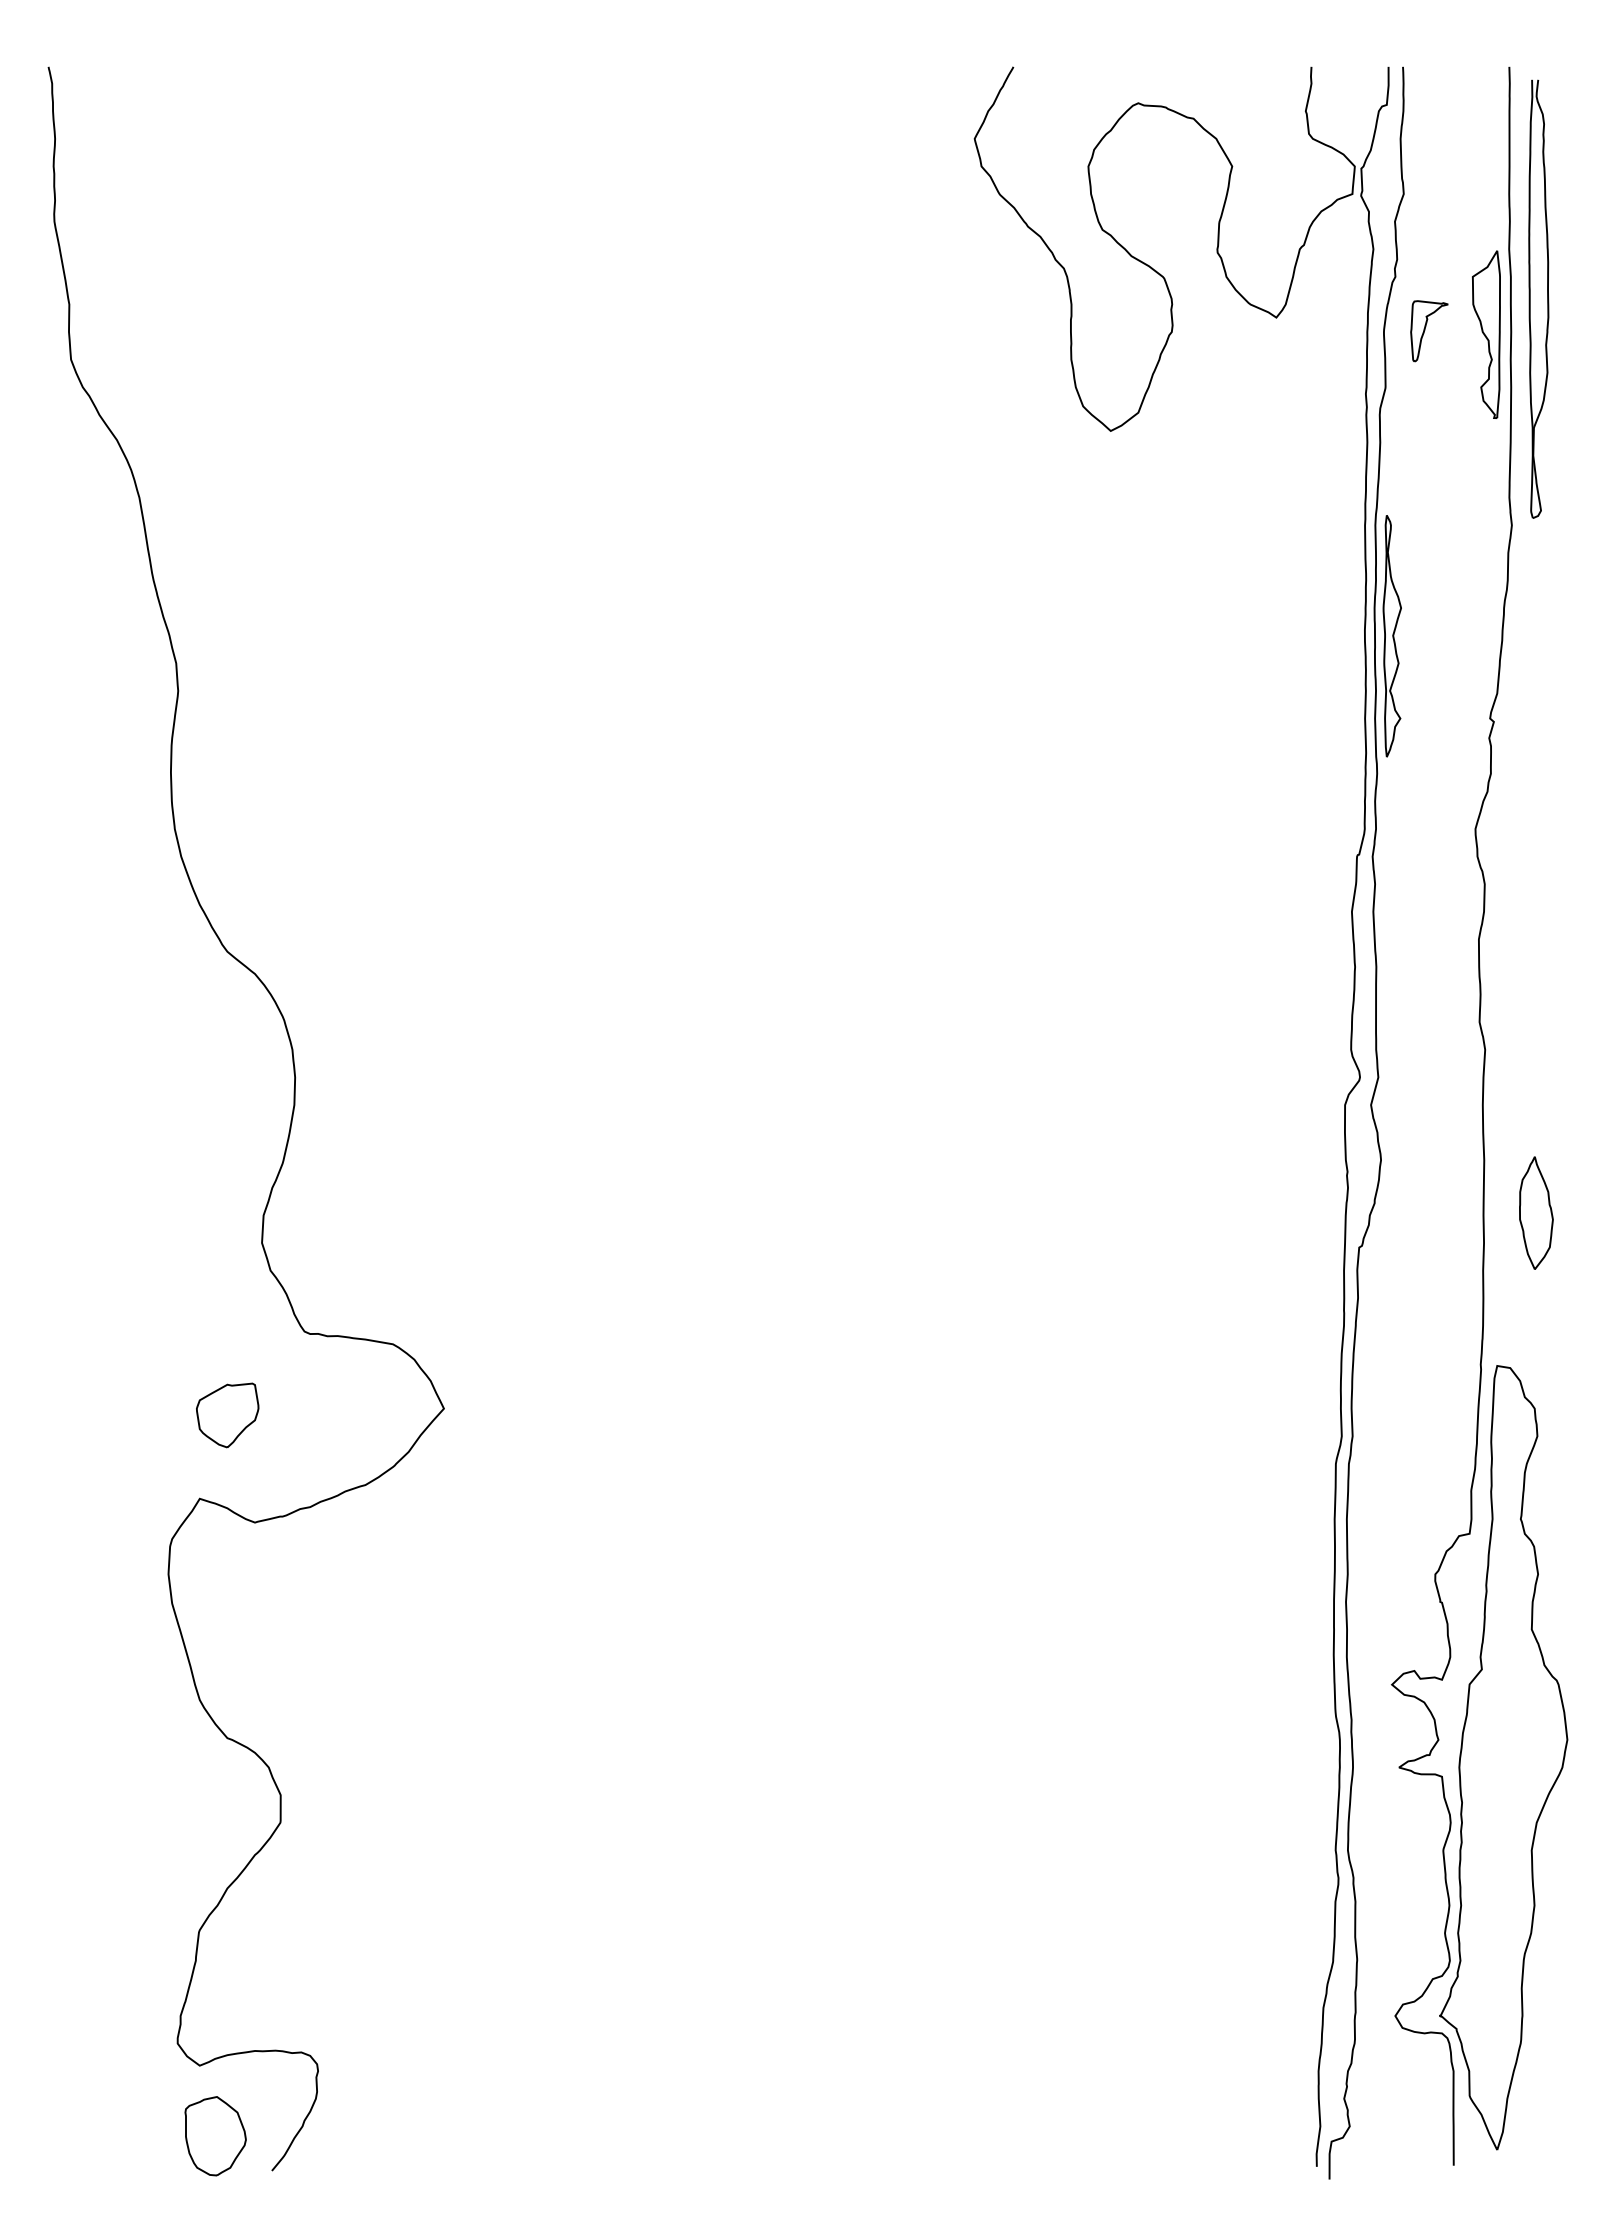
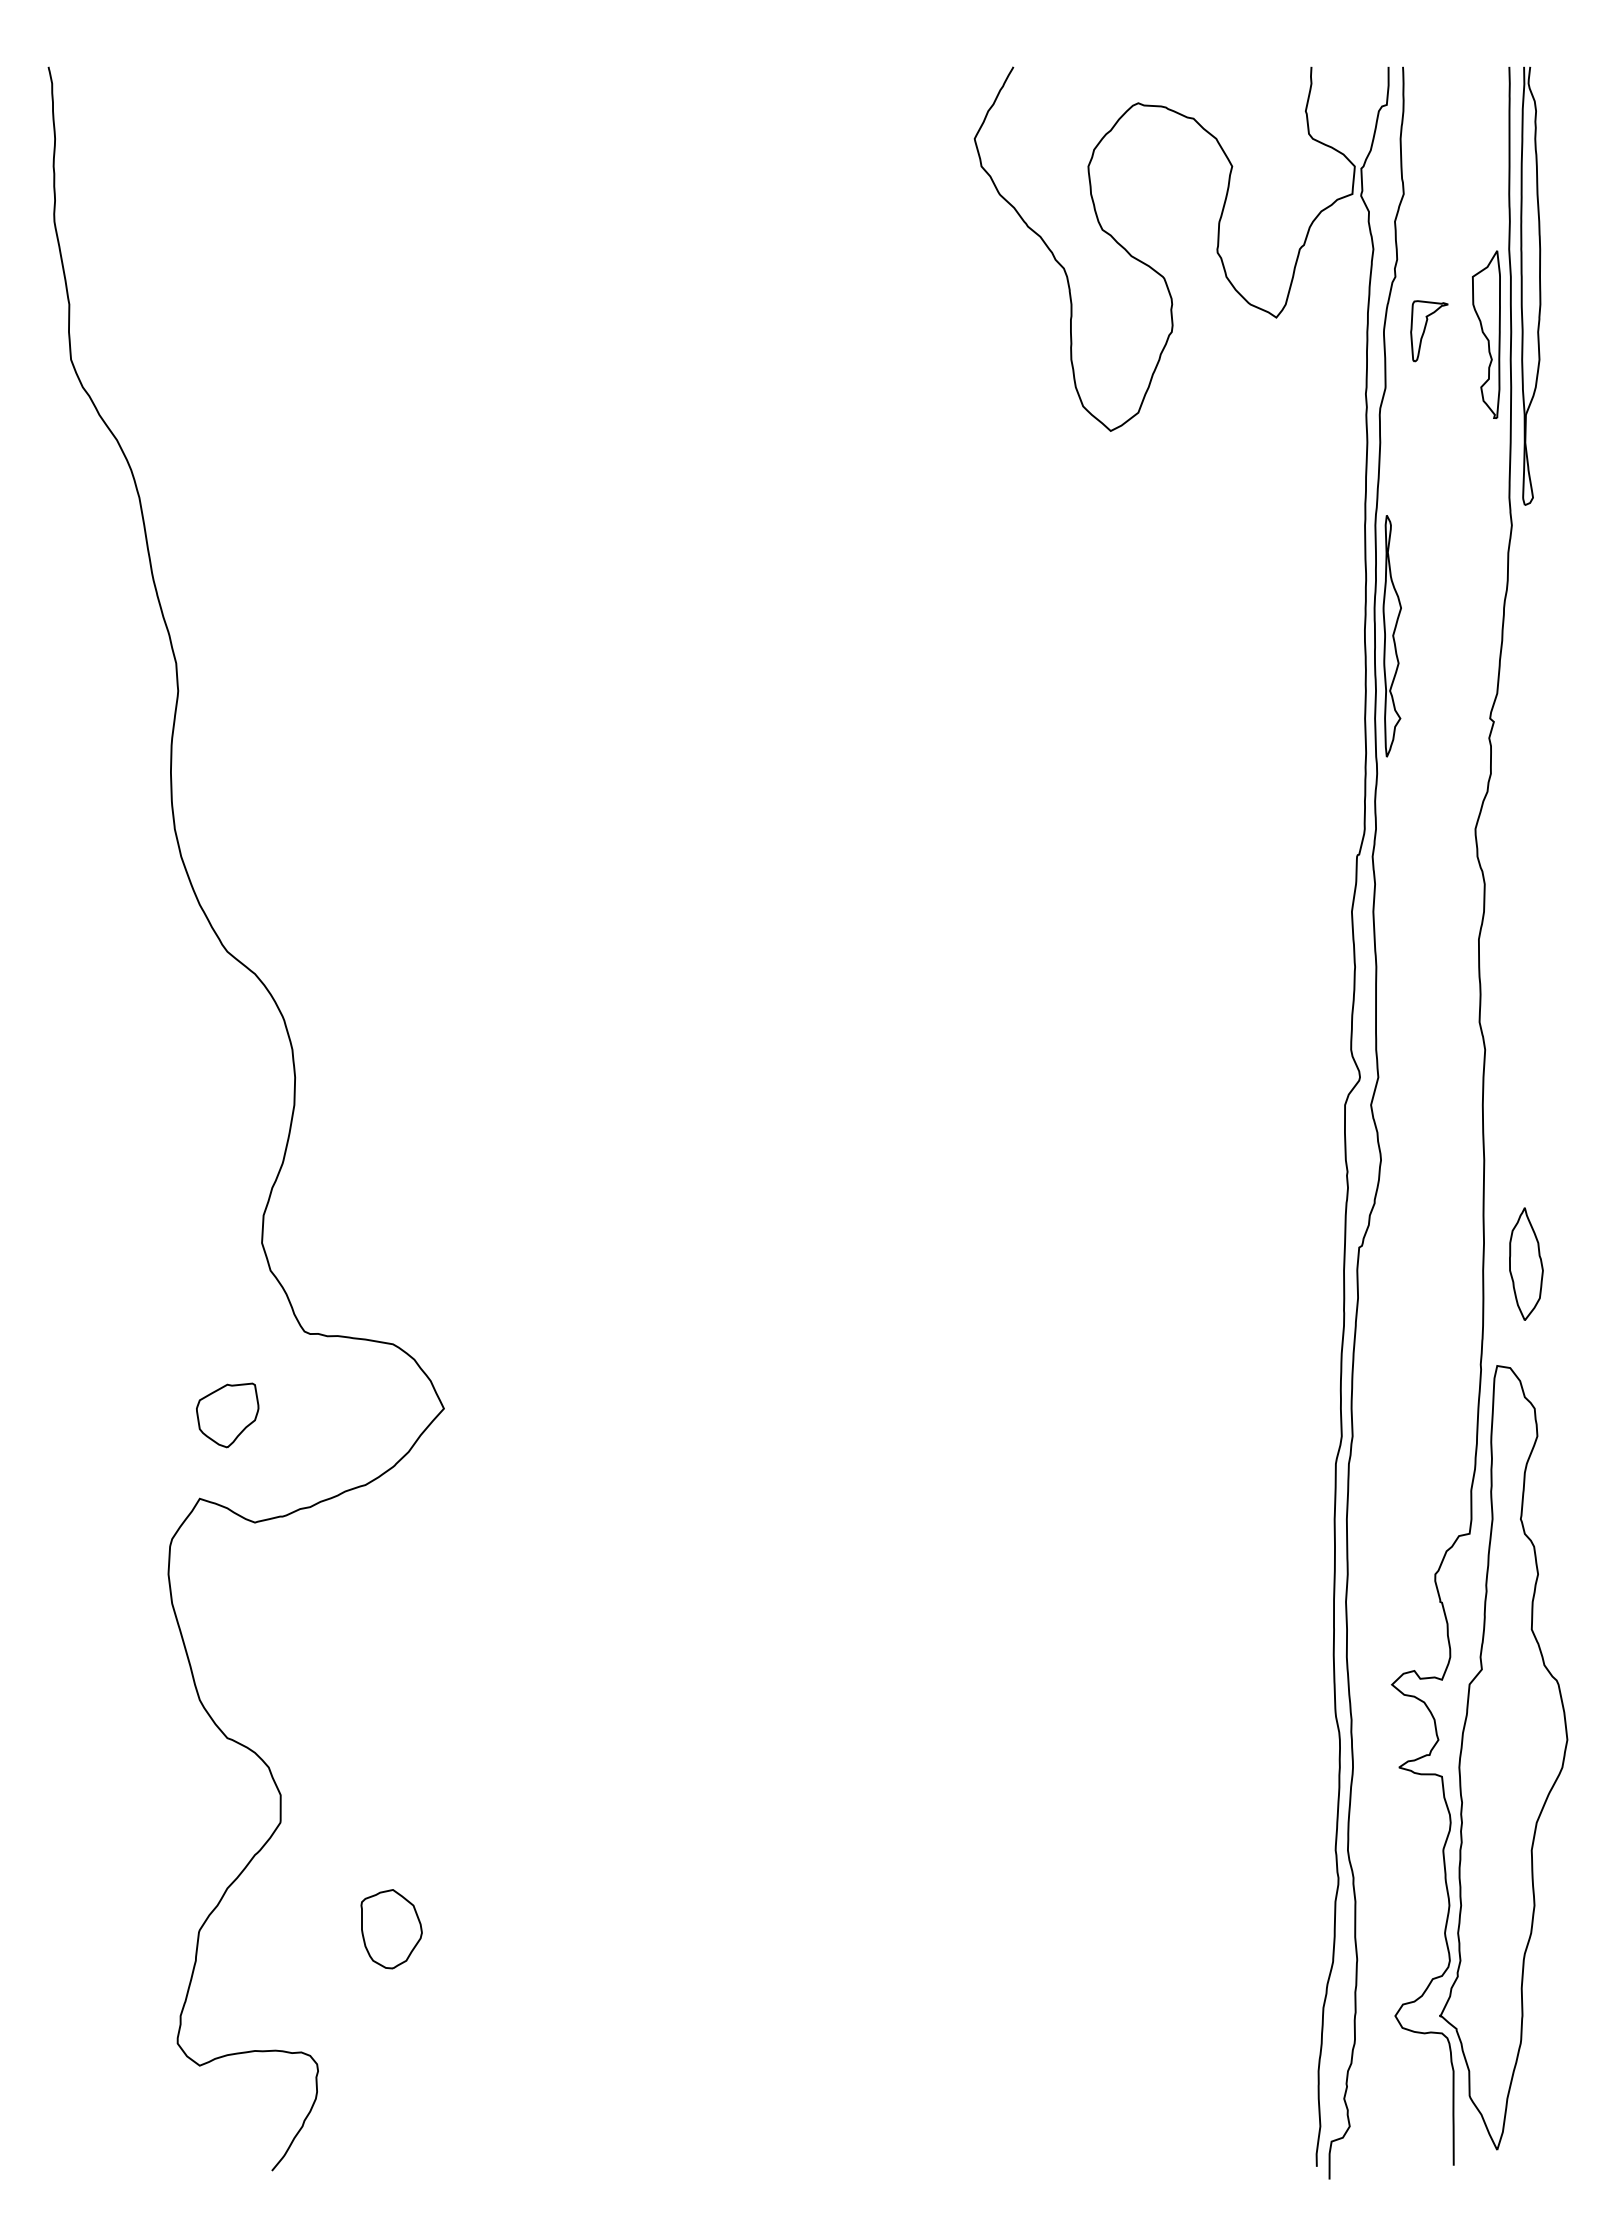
part position: (1530, 298) -> (1522, 285) (1522, 285)
part position: (1536, 1212) -> (1526, 1263) (1526, 1263)
part position: (215, 2136) -> (391, 1929) (391, 1929)
